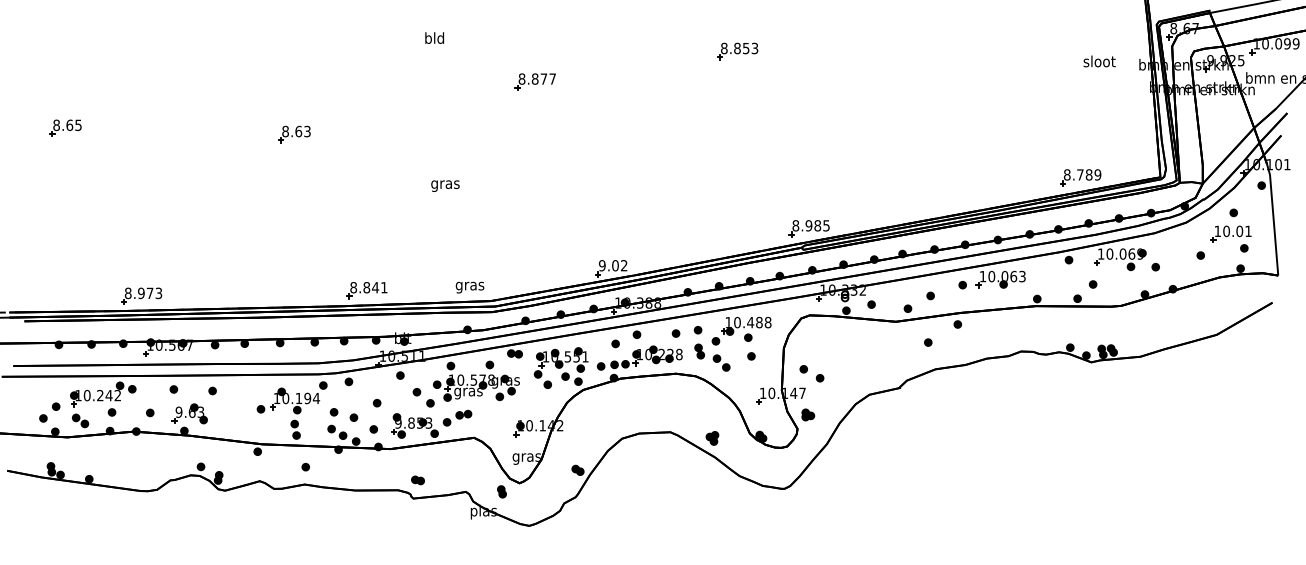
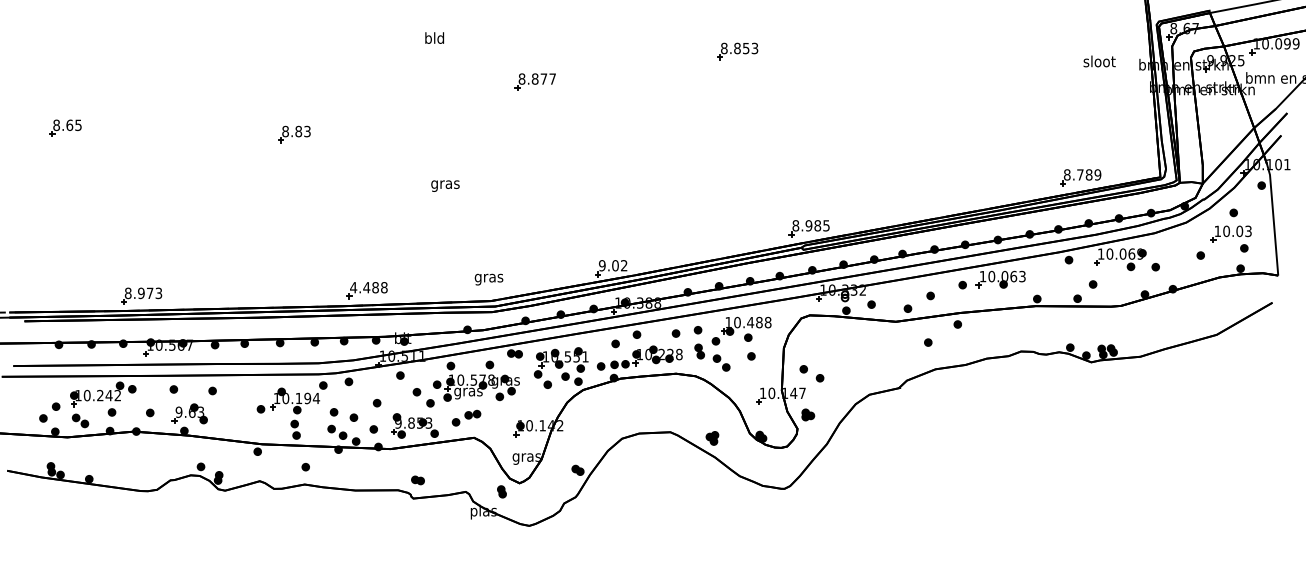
text: 8.63 -> 8.83 (298, 131)
text: 10.01 -> 10.03 (1248, 231)
text: 8.841 -> 4.488 (368, 287)
text position: (469, 287) -> (488, 279) (488, 279)
part position: (457, 417) -> (466, 417) (466, 417)
